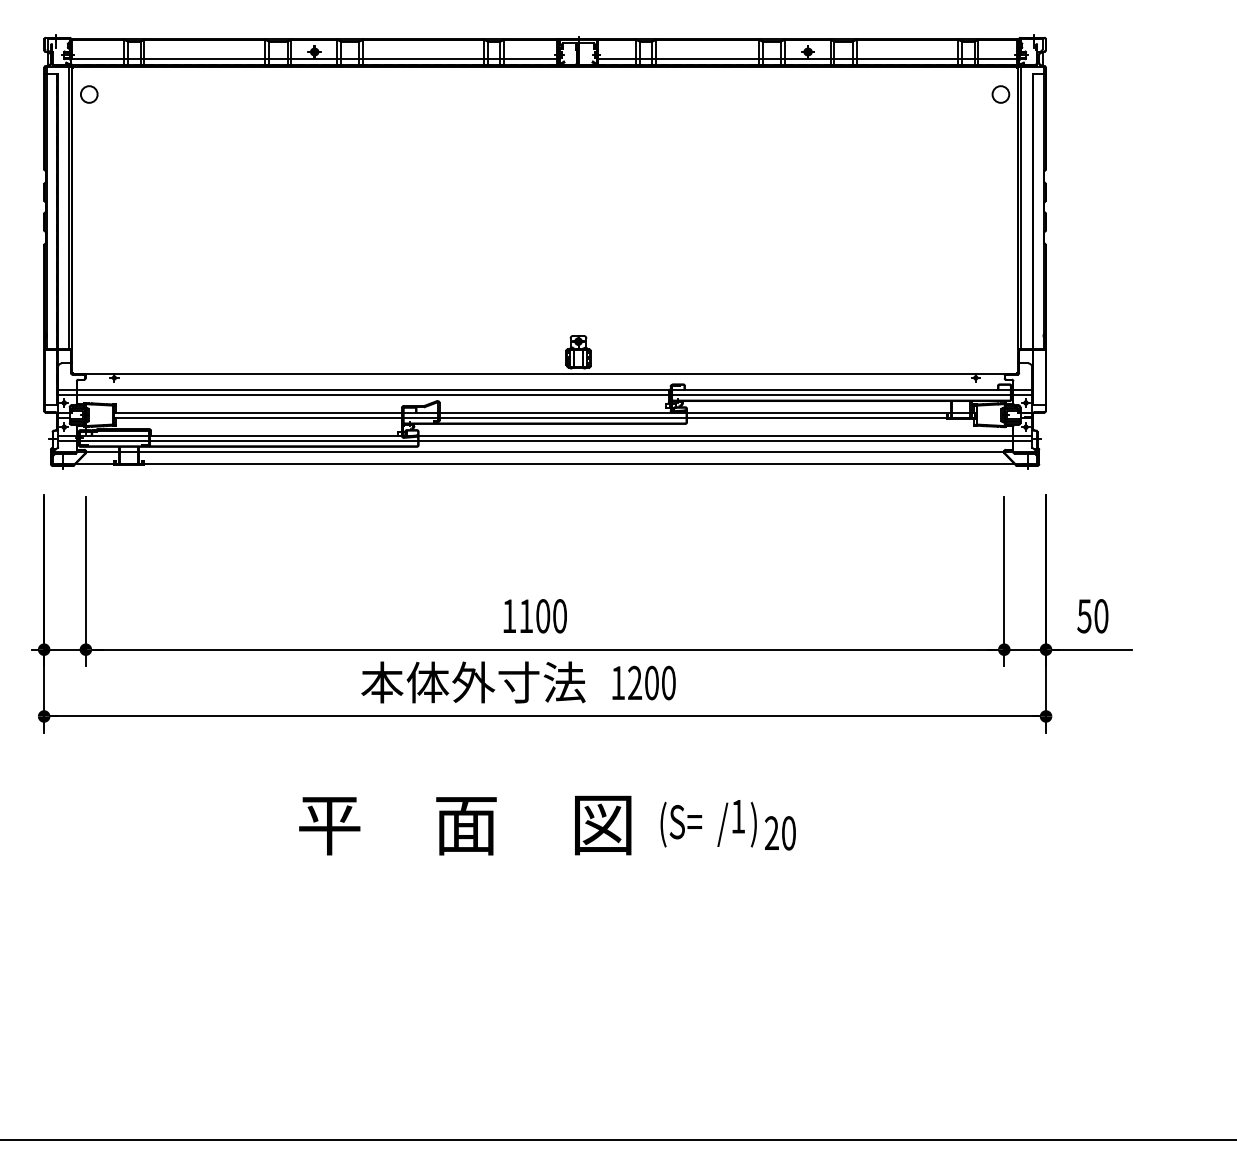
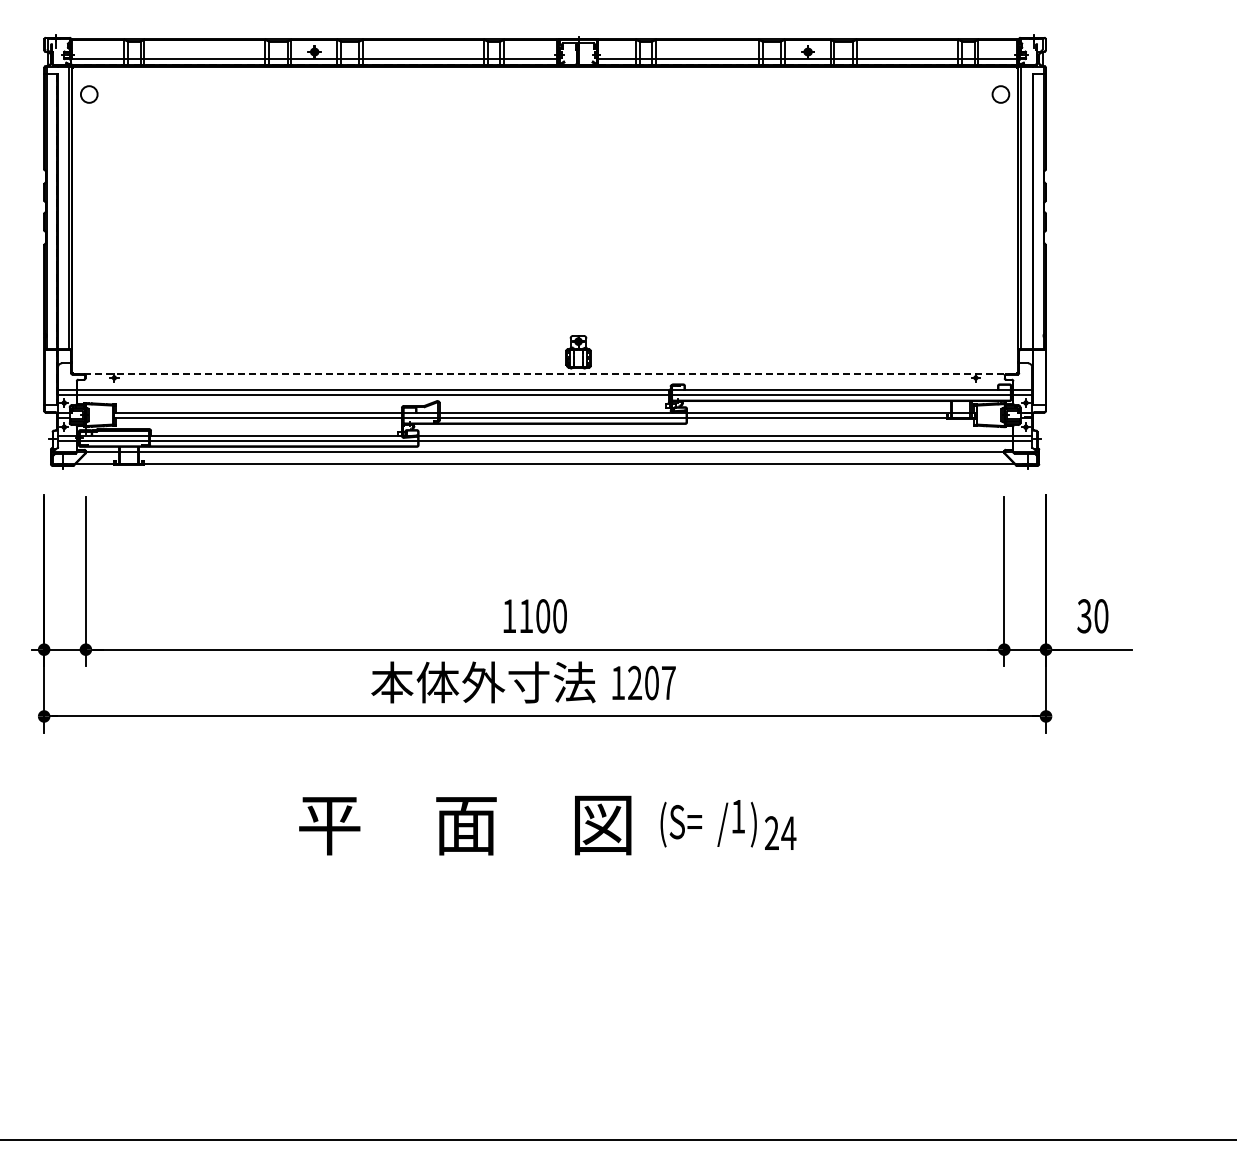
line: solid -> dashed (545, 373)
text: 50 -> 30 (1084, 615)
text position: (473, 682) -> (483, 682) (483, 682)
text: 1200 -> 1207 (668, 682)
text: 20 -> 24 (788, 833)
